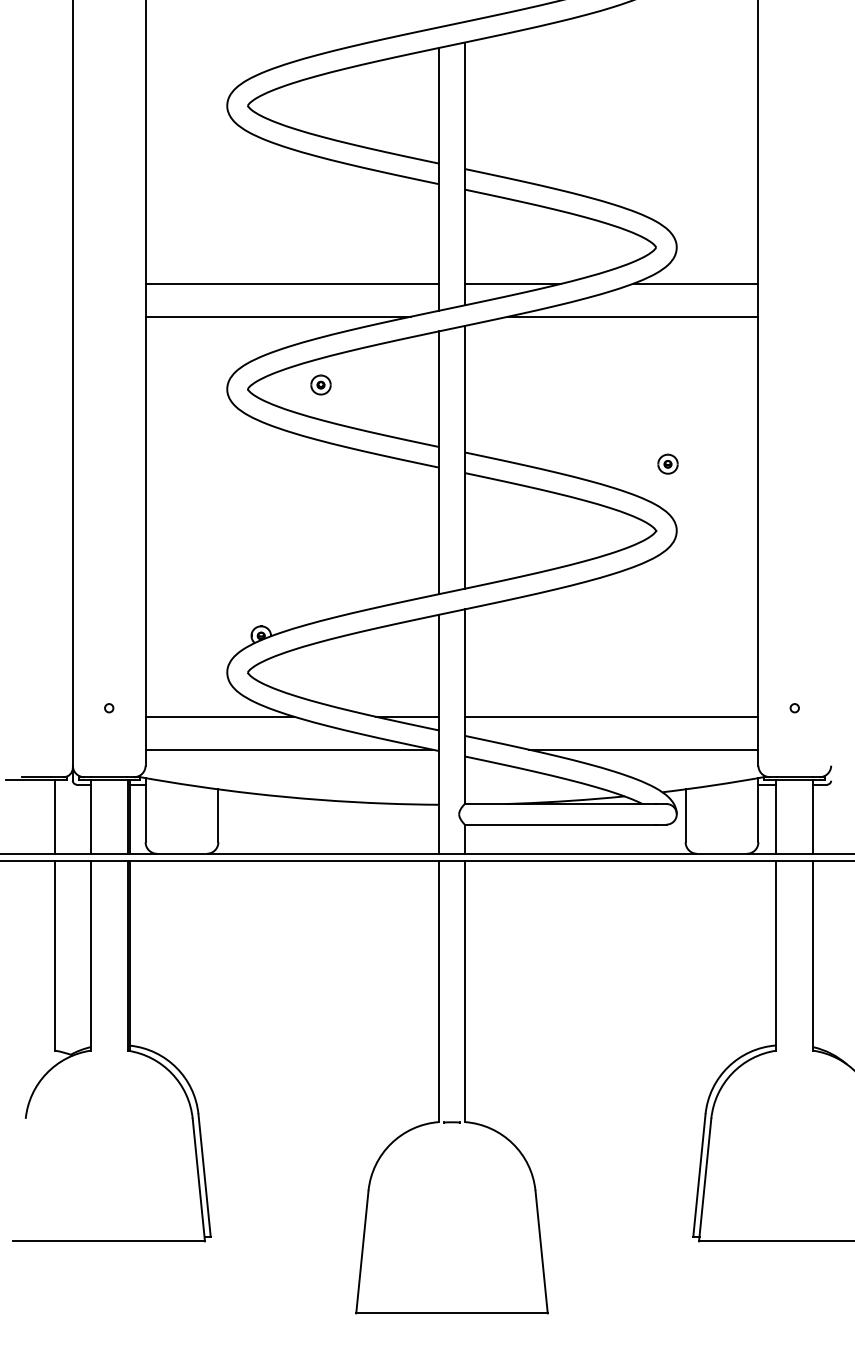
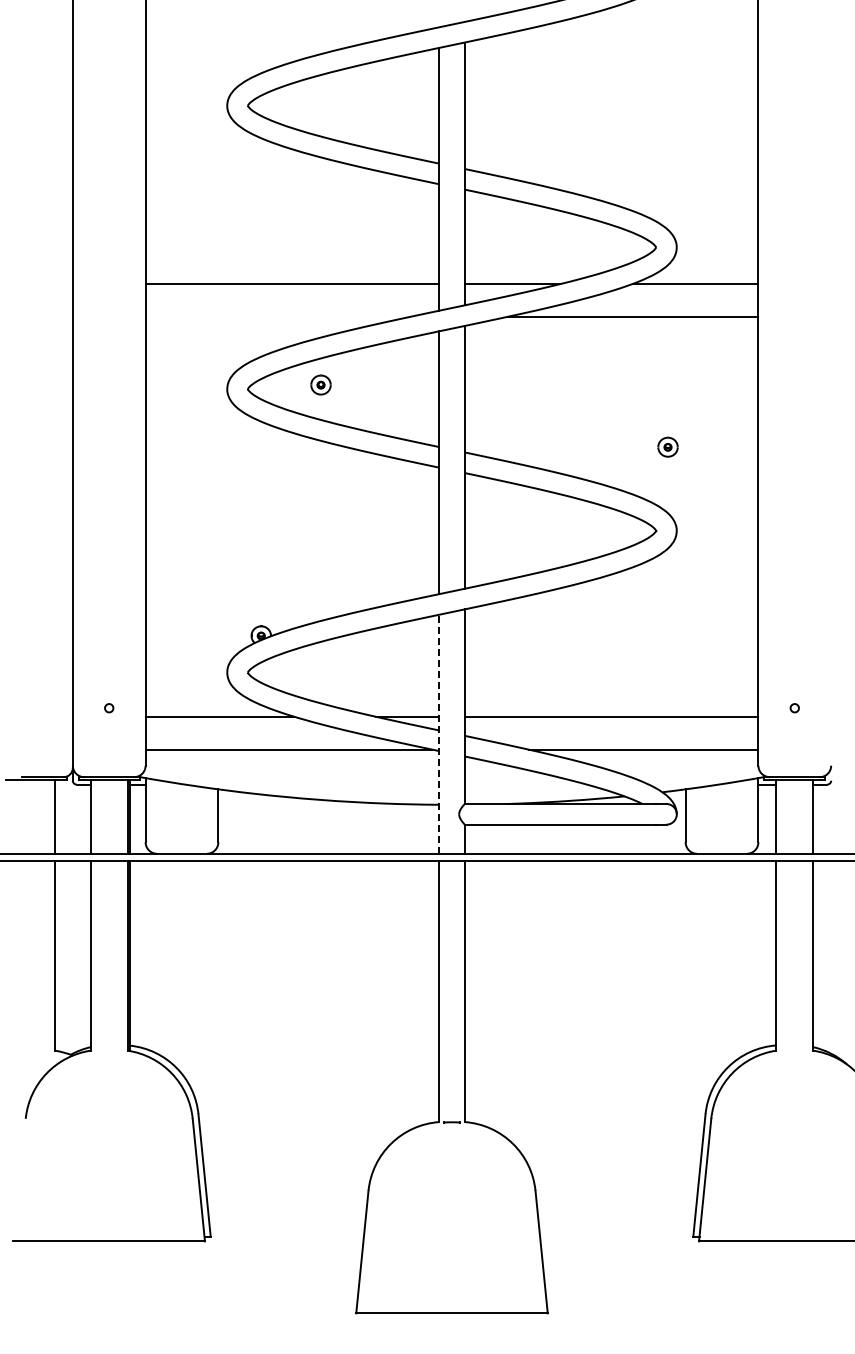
line: present -> none (277, 316)
part position: (667, 463) -> (667, 446) (667, 446)
line: solid -> dashed (439, 733)
